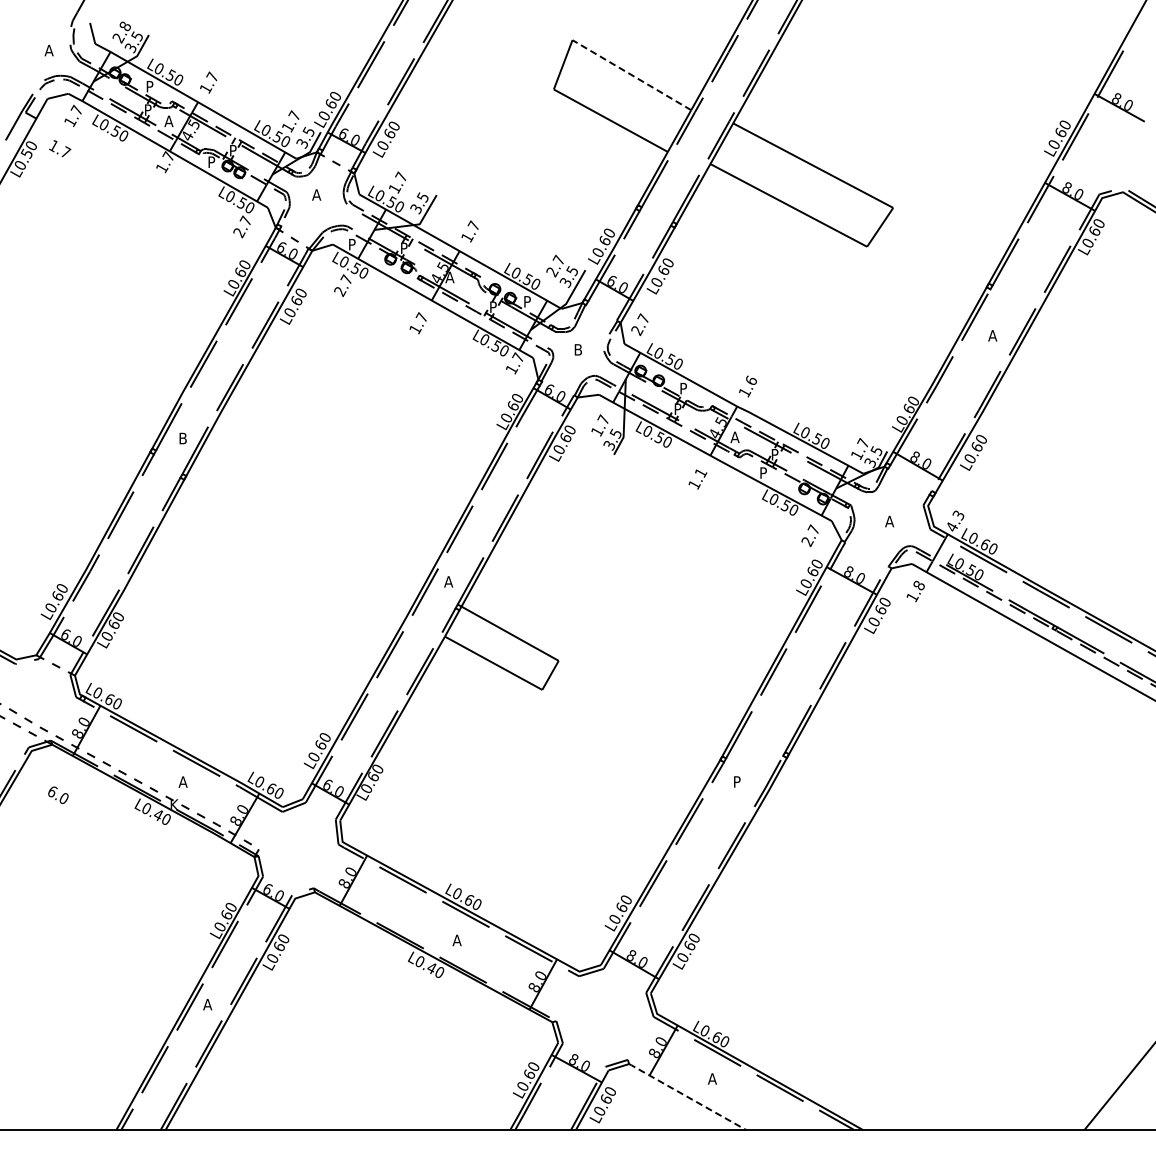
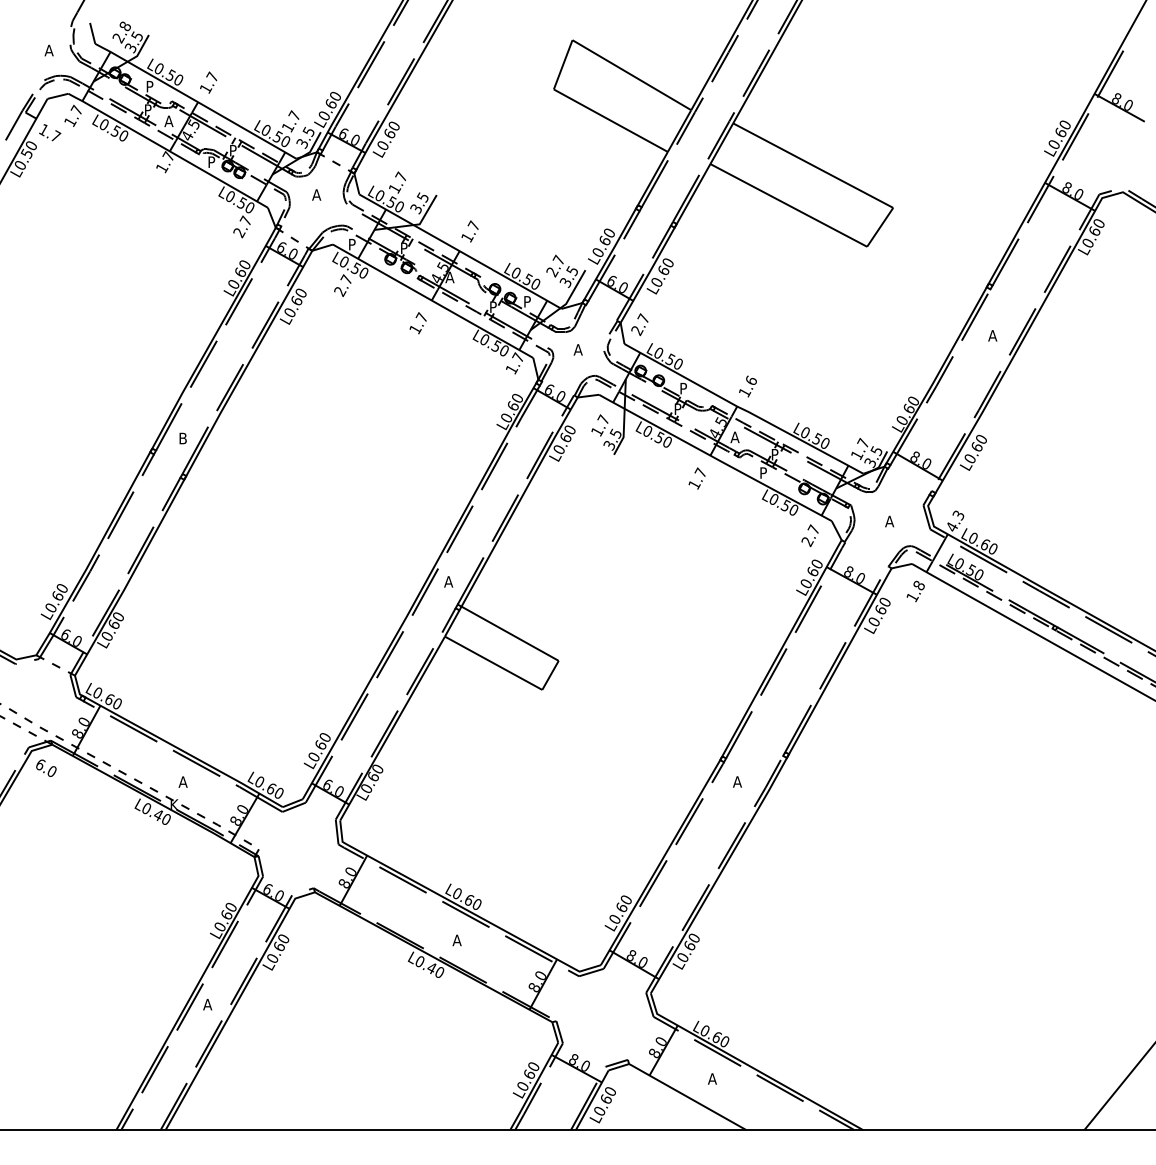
line: dashed -> solid (631, 75)
text position: (60, 148) -> (50, 132) (50, 132)
text: B -> A (577, 349)
text: 1.1 -> 1.7 (700, 472)
text: P -> A (737, 781)
text position: (58, 794) -> (46, 767) (46, 767)
line: dashed -> solid (686, 1096)
